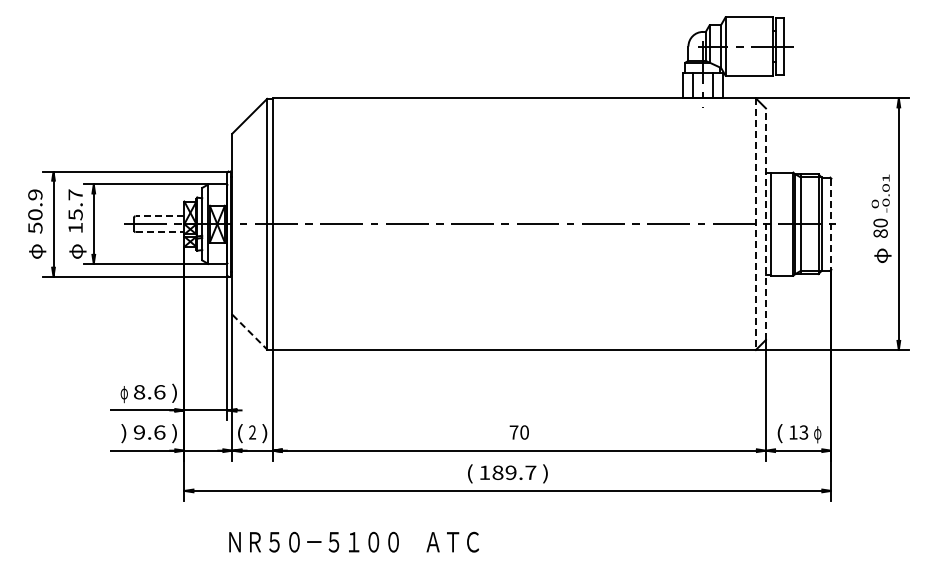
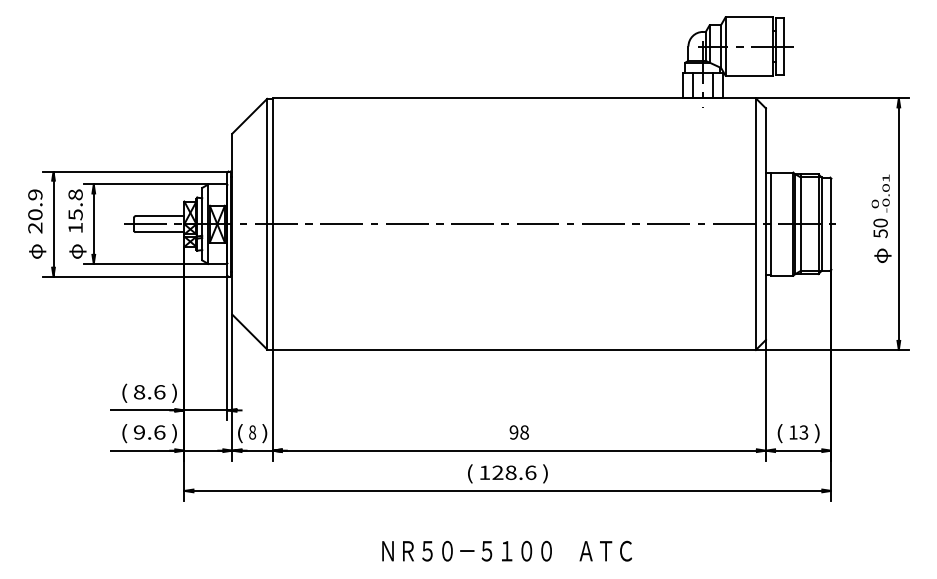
text: 15.7 -> 15.8 (75, 194)
line: dashed -> solid (159, 216)
line: dashed -> solid (755, 224)
line: dashed -> solid (765, 224)
line: dashed -> solid (831, 224)
text: 50.9 -> 20.9 (35, 227)
line: dashed -> solid (160, 232)
text: 80 -> 50 (880, 233)
line: dashed -> solid (249, 332)
text: φ -> ( (123, 393)
text: 2 -> 8 (252, 432)
text: 70 -> 98 (518, 432)
text: ) -> ( (124, 433)
text: φ -> ) (817, 433)
text: 189.7 -> 128.6 (514, 472)
text position: (353, 541) -> (506, 550) (506, 550)
